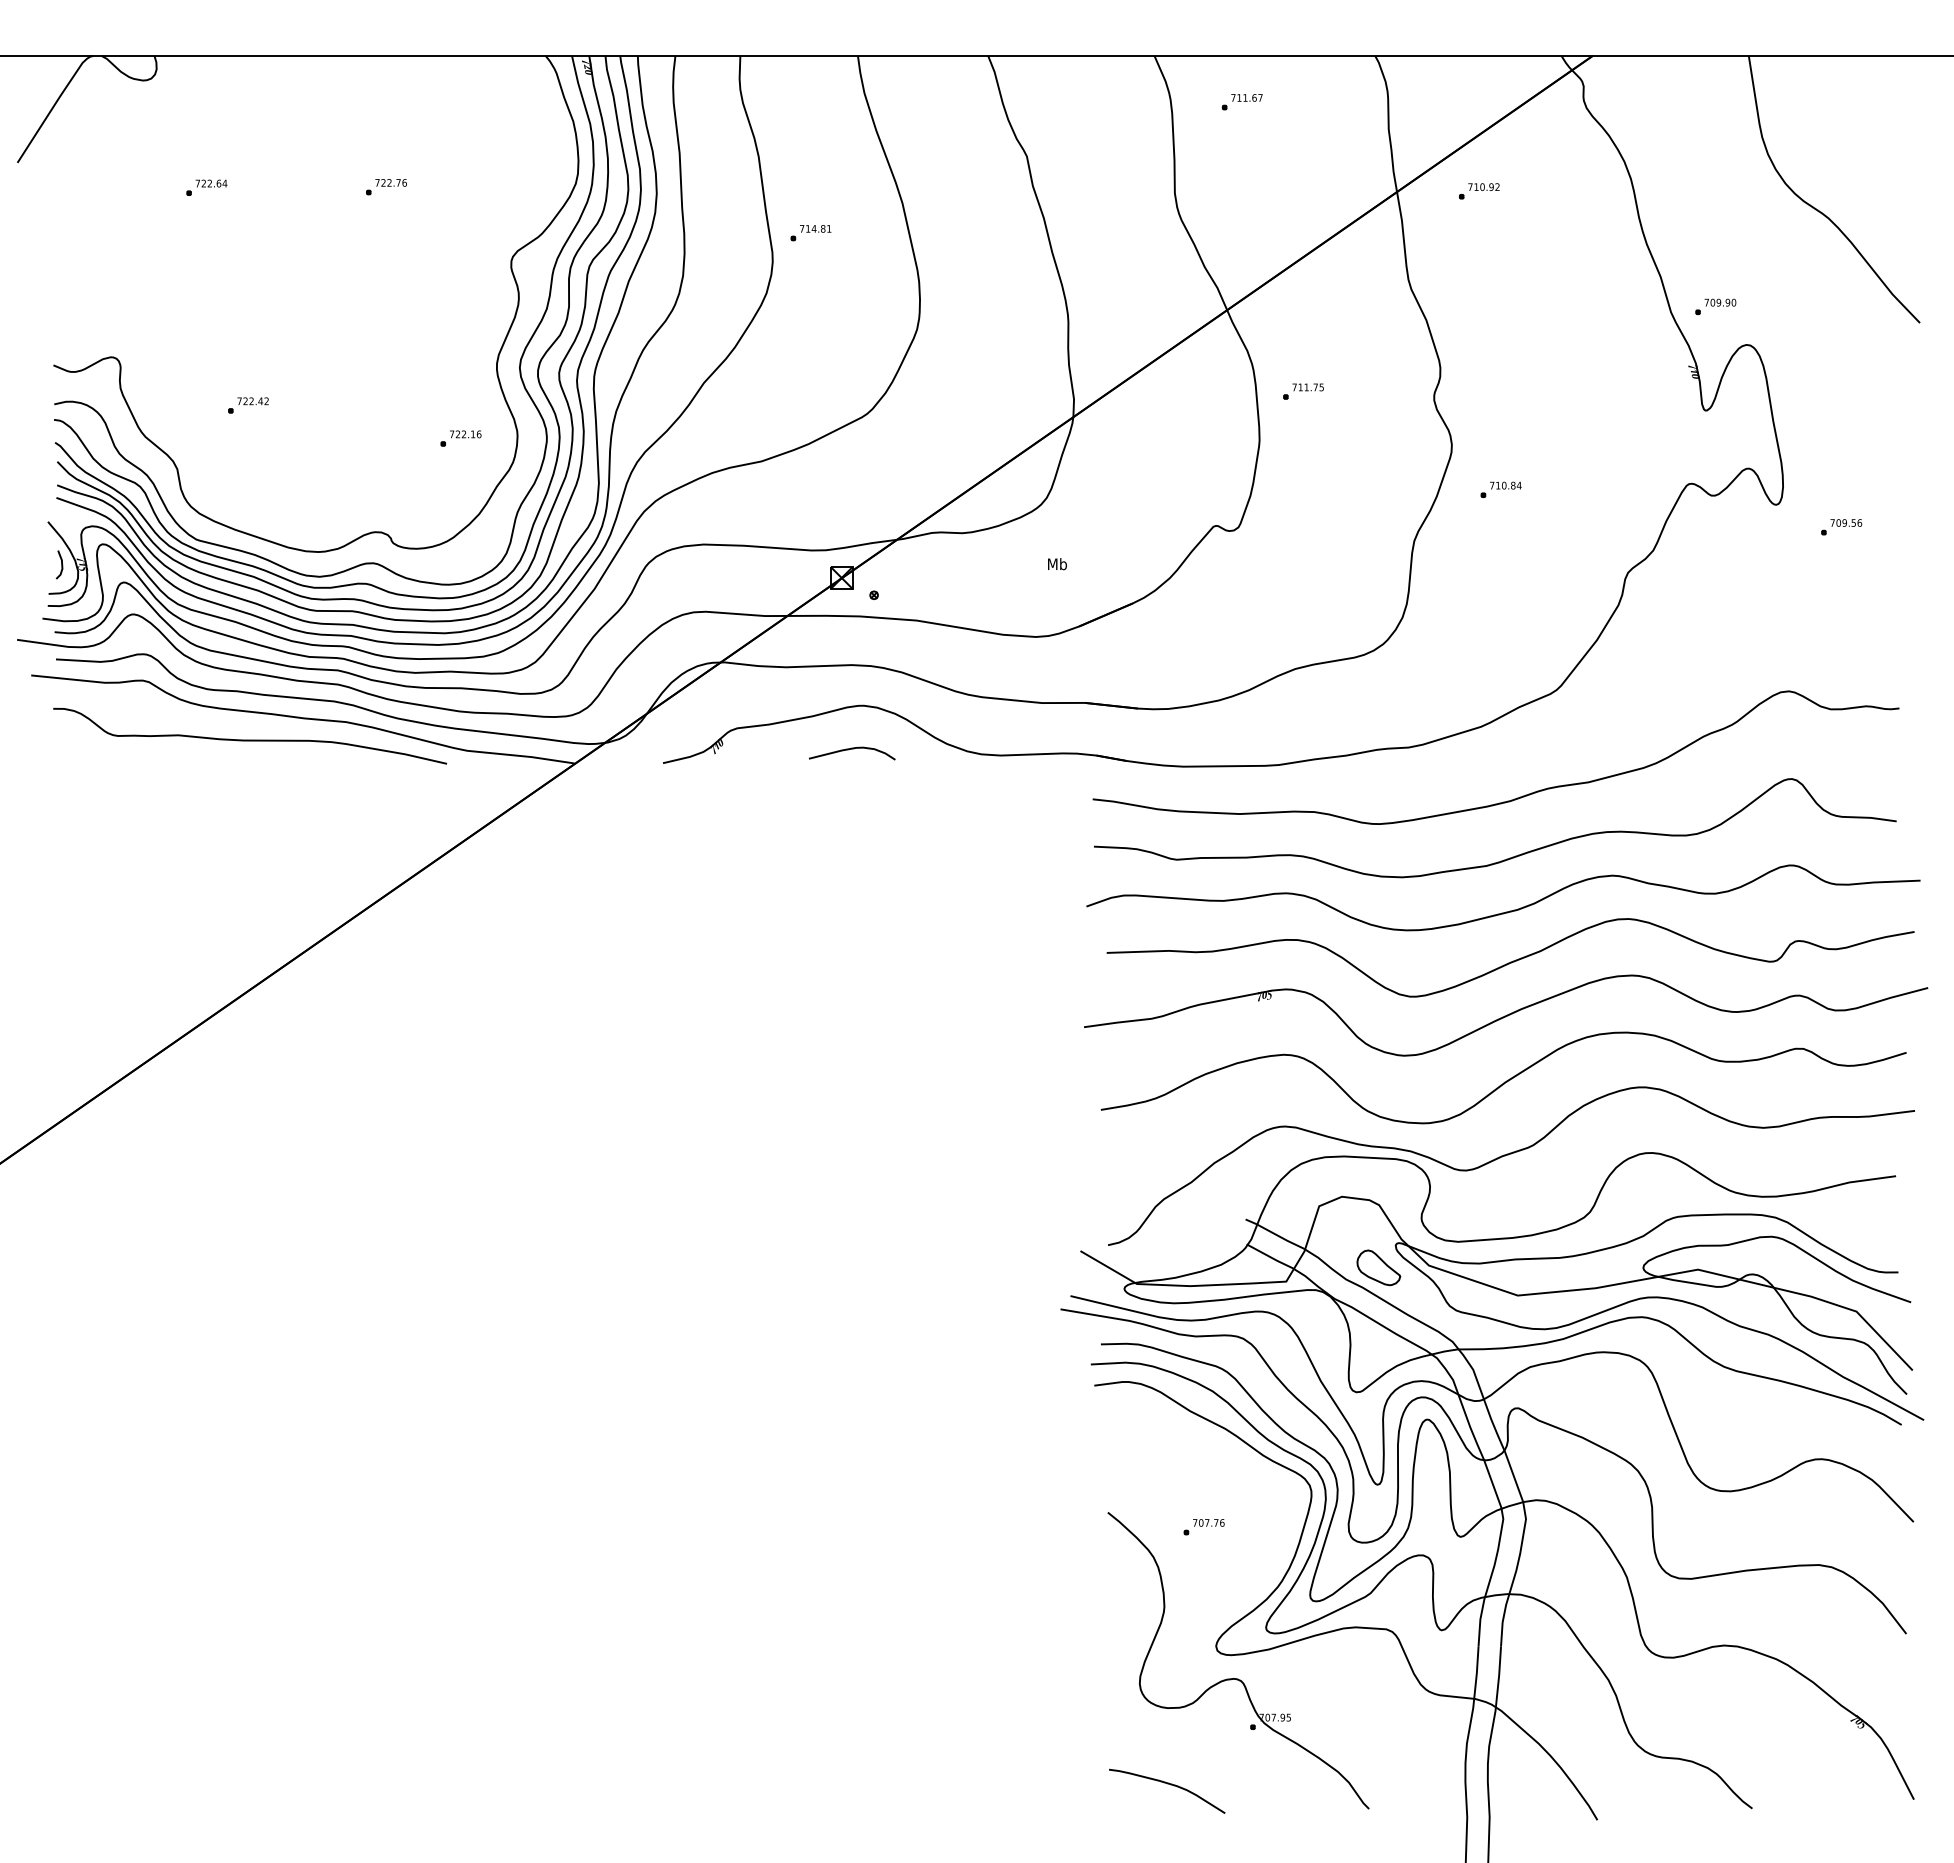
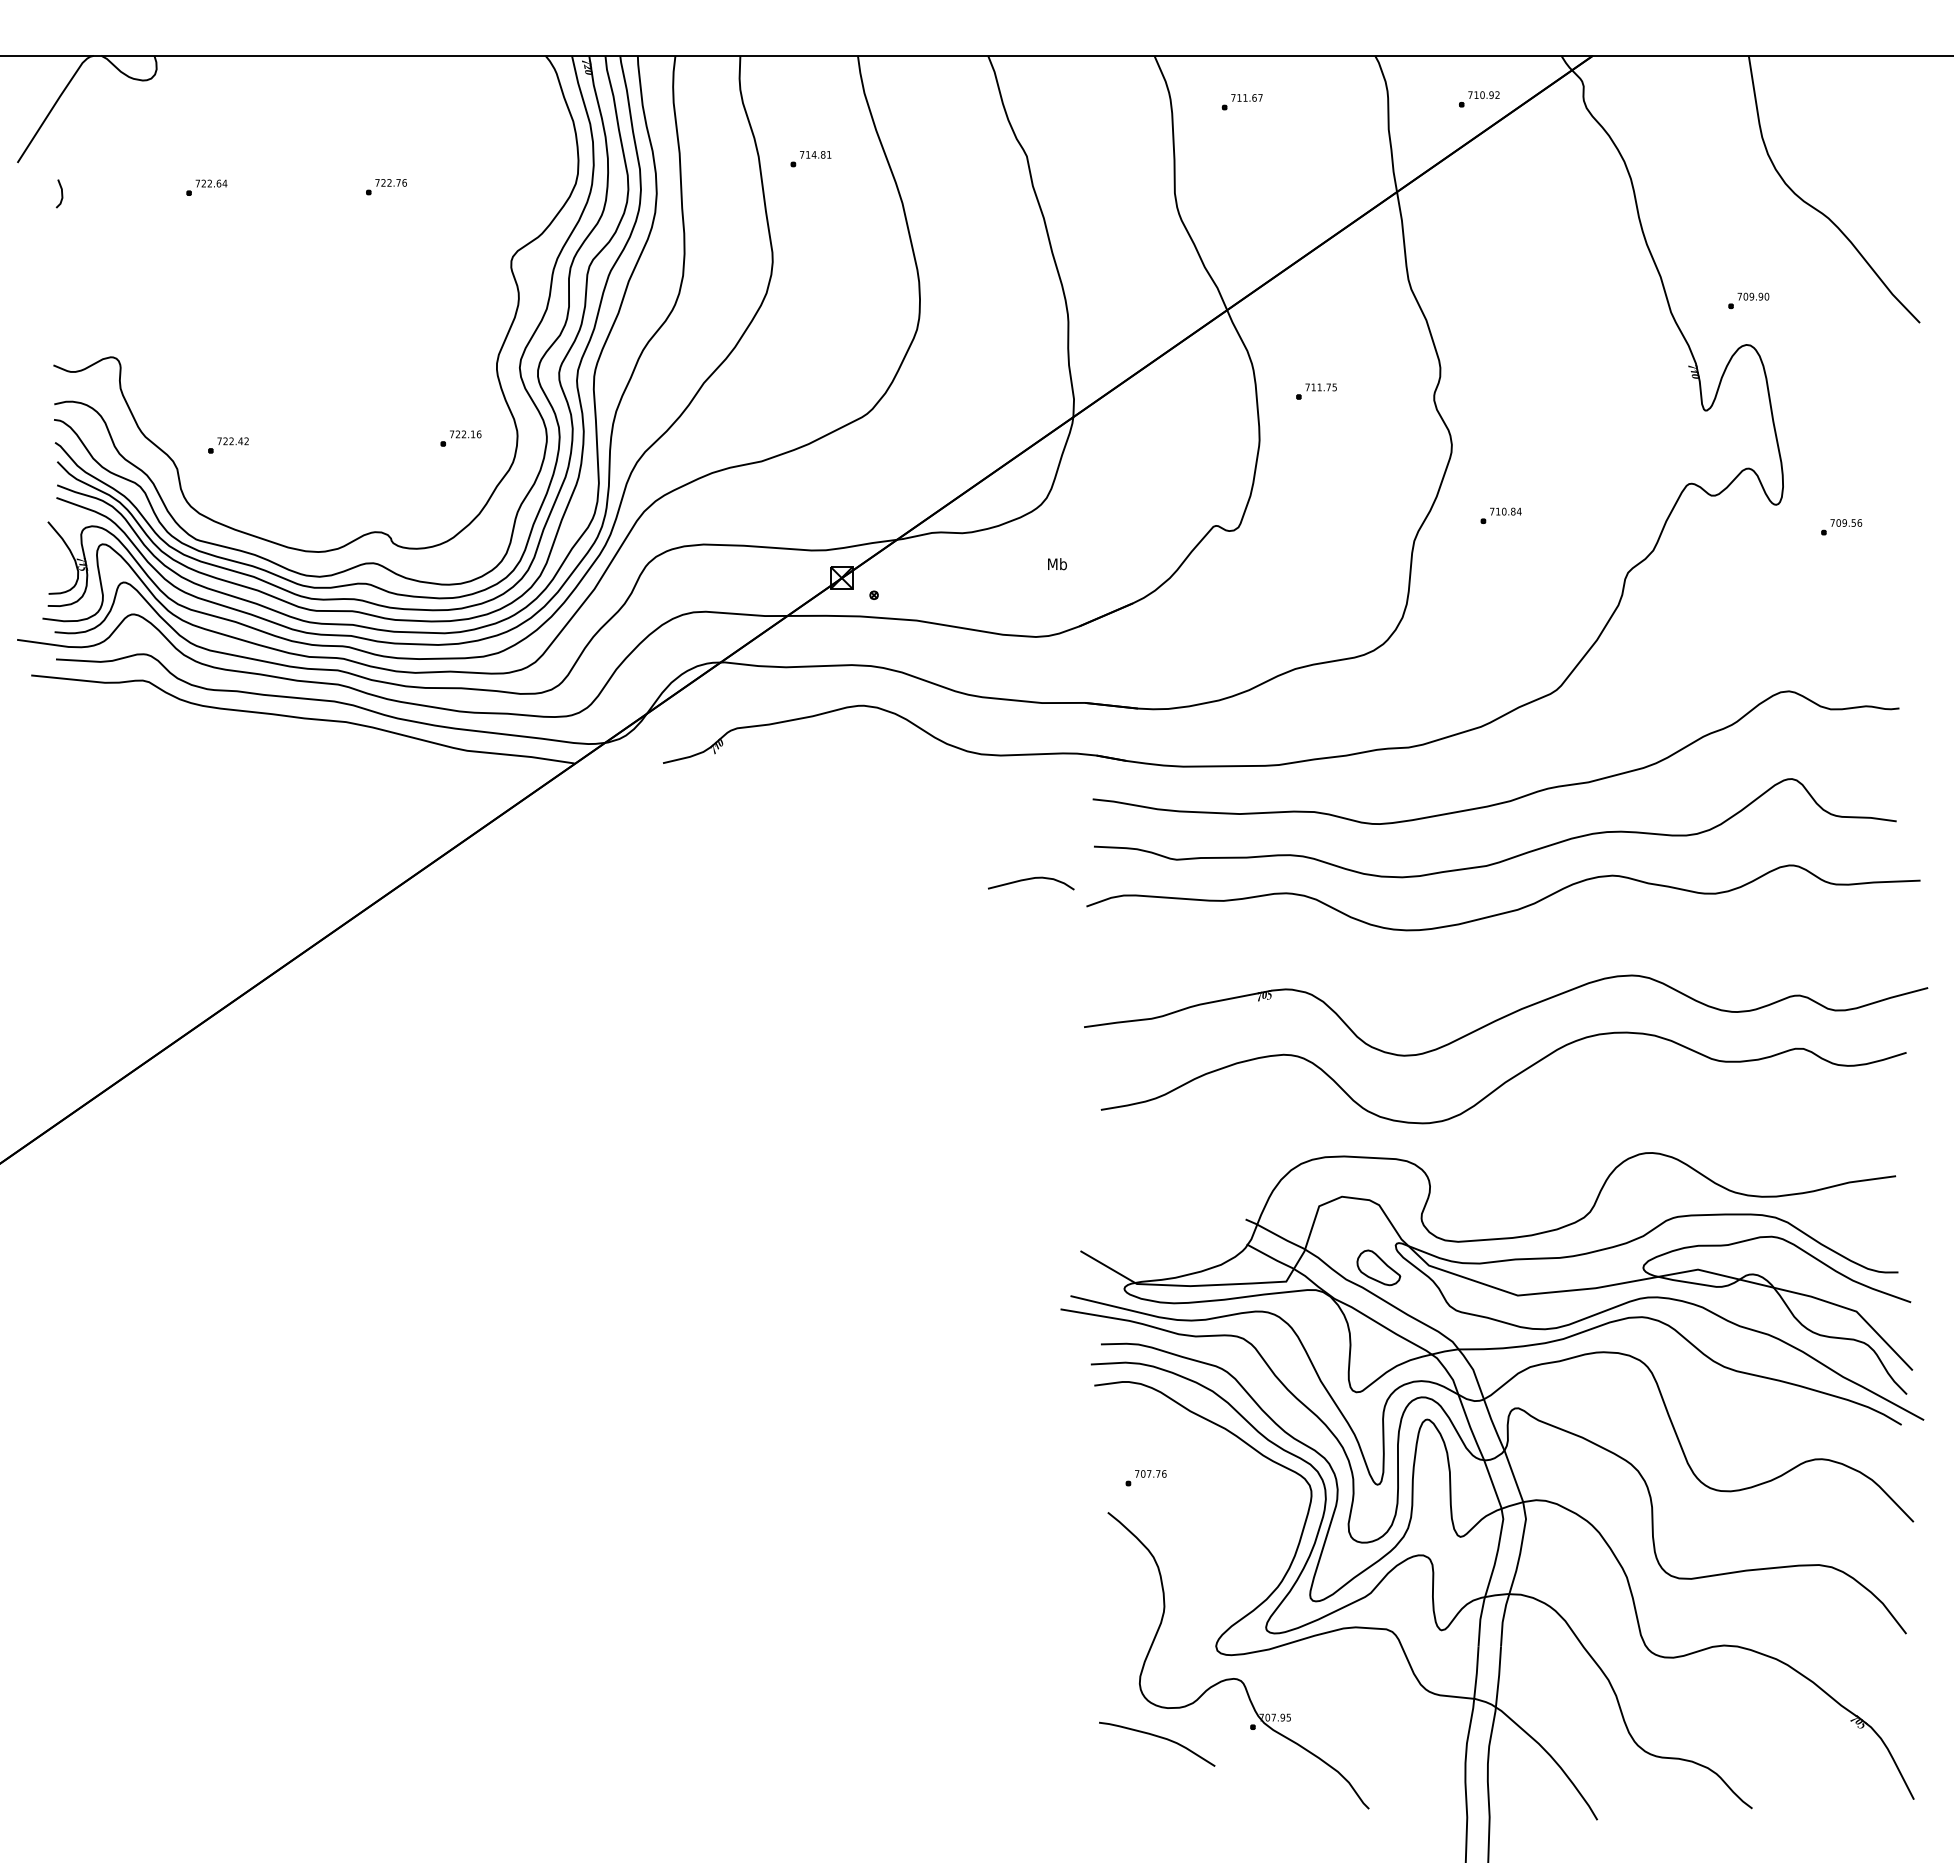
part position: (1479, 191) -> (1479, 99) (1479, 99)
part position: (810, 233) -> (810, 159) (810, 159)
part position: (1715, 306) -> (1748, 300) (1748, 300)
part position: (1303, 391) -> (1316, 391) (1316, 391)
part position: (248, 405) -> (228, 445) (228, 445)
part position: (1500, 489) -> (1500, 515) (1500, 515)
line position: (61, 564) -> (61, 193) (61, 193)
curve: present -> none (249, 739)
curve position: (852, 749) -> (1031, 879) (1031, 879)
curve: present -> none (1510, 961)
curve: present -> none (1508, 1155)
part position: (1203, 1527) -> (1145, 1478) (1145, 1478)
curve position: (1170, 1785) -> (1160, 1738) (1160, 1738)
